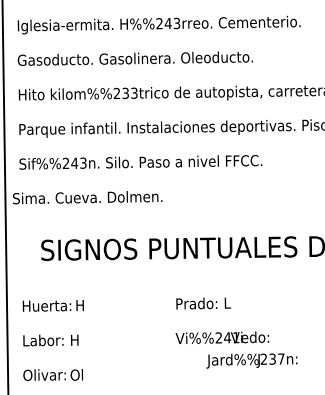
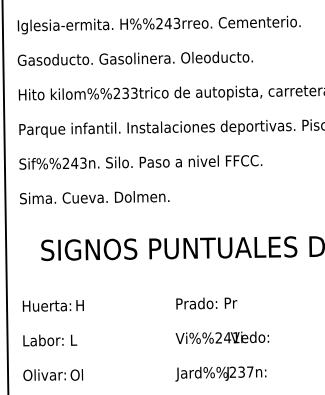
text position: (87, 197) -> (94, 197) (94, 197)
text: L -> Pr (231, 302)
text: H -> L (75, 339)
text position: (251, 360) -> (220, 373) (220, 373)
